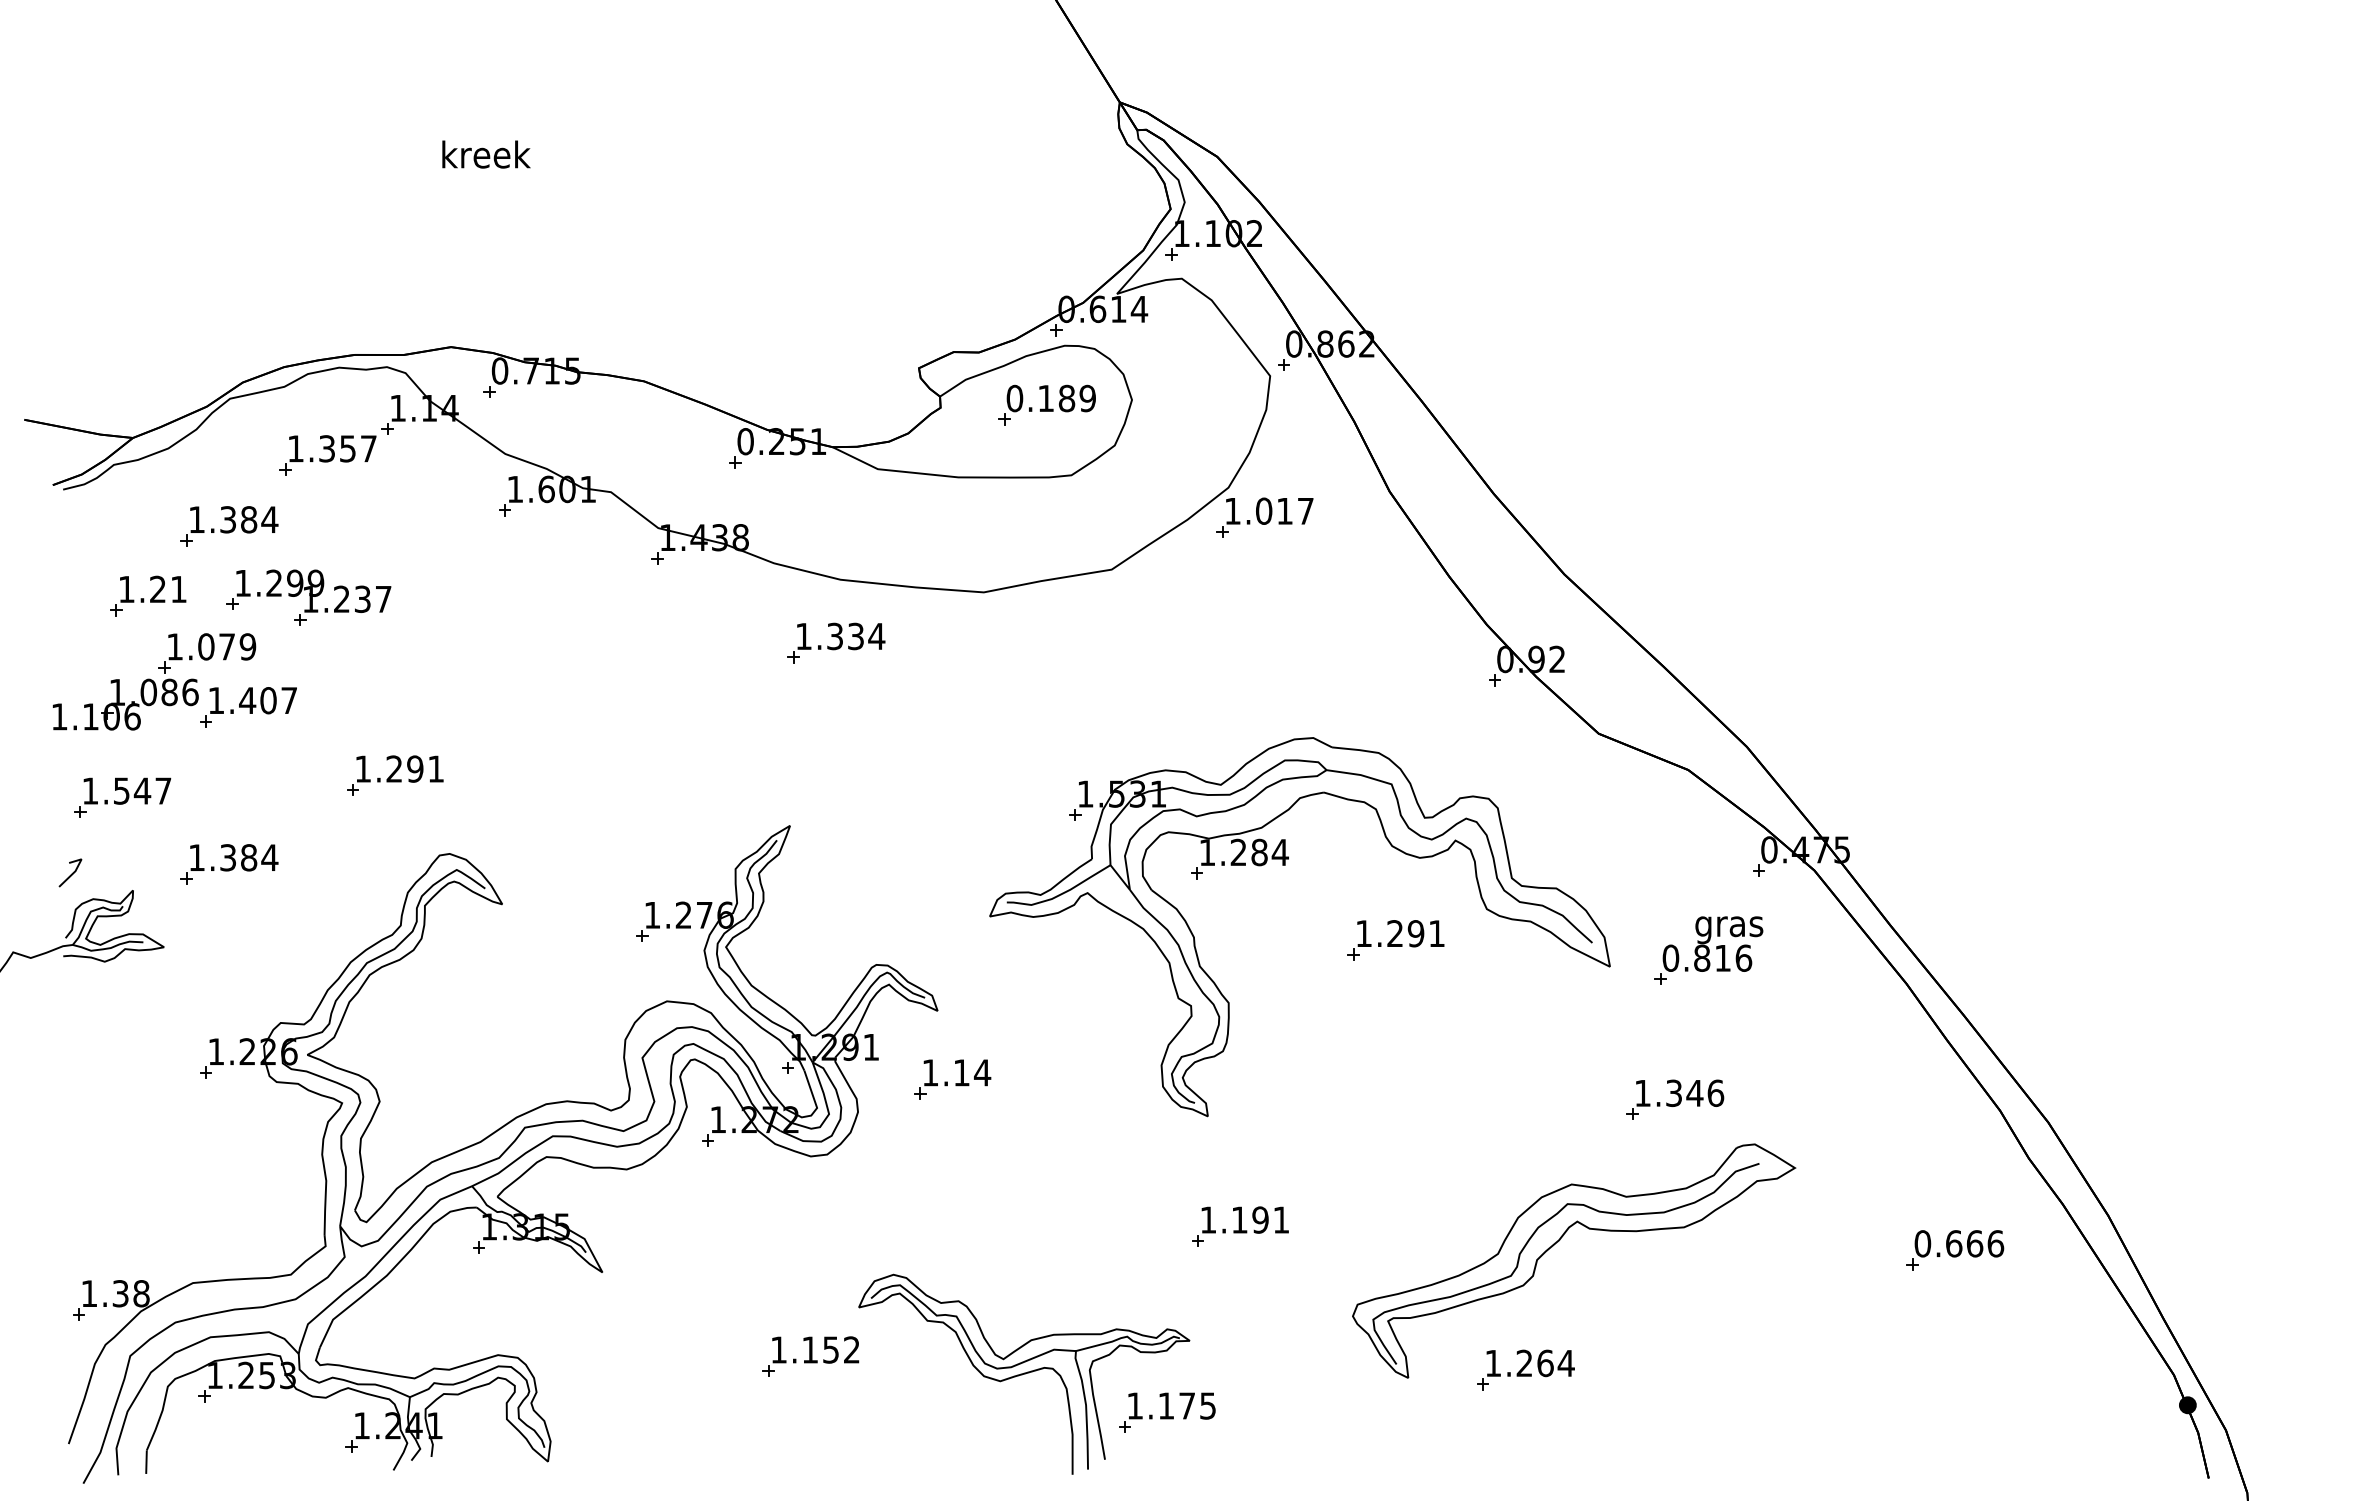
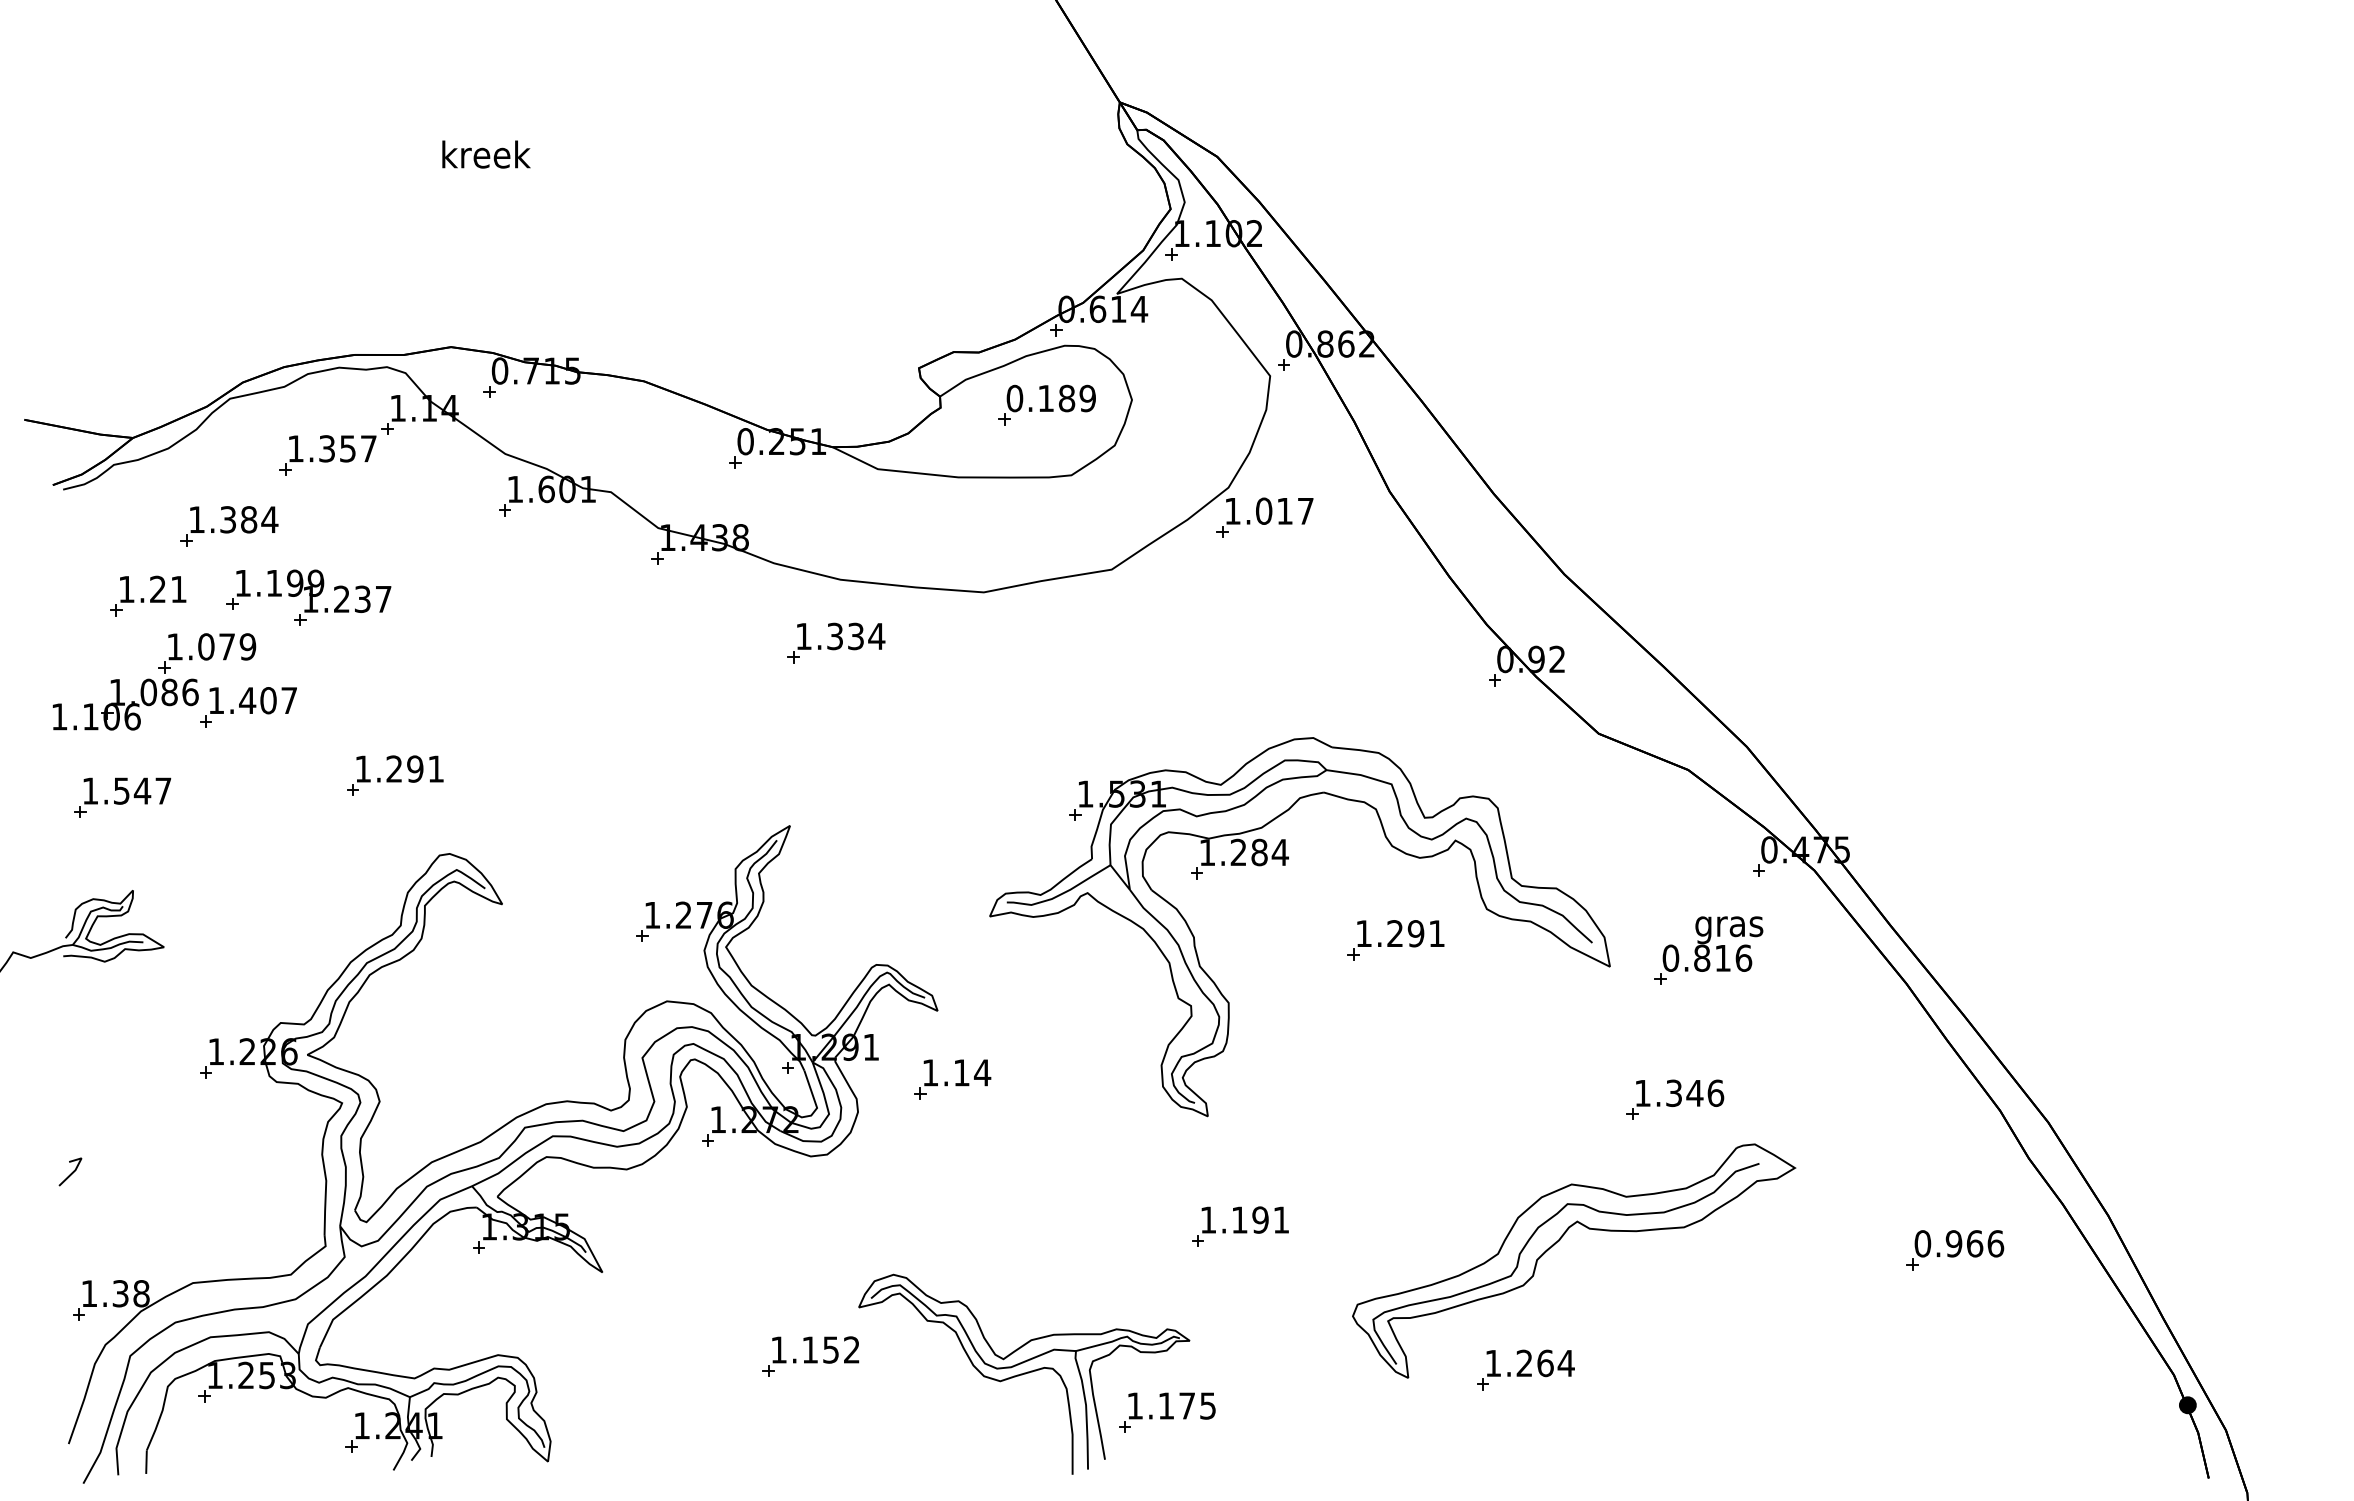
text: 1.299 -> 1.199 (273, 582)
part: present -> none (229, 864)
line position: (71, 873) -> (71, 1172) (71, 1172)
text: 0.666 -> 0.966 (1953, 1243)
